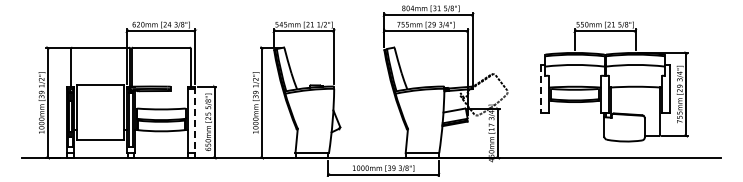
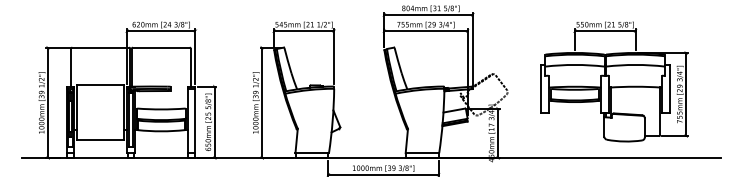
line: dashed -> solid (540, 89)
line: dashed -> solid (195, 120)
